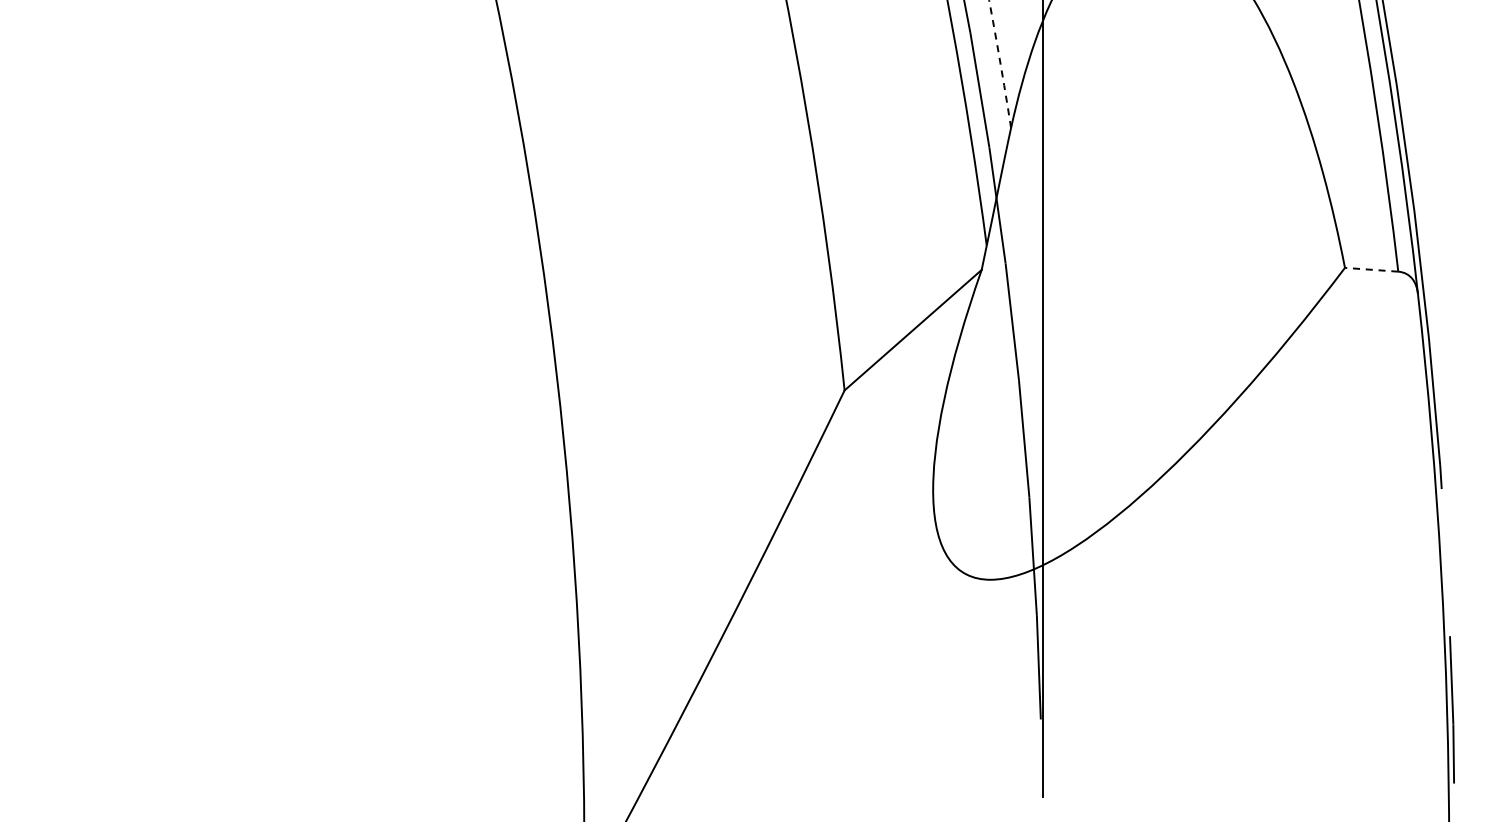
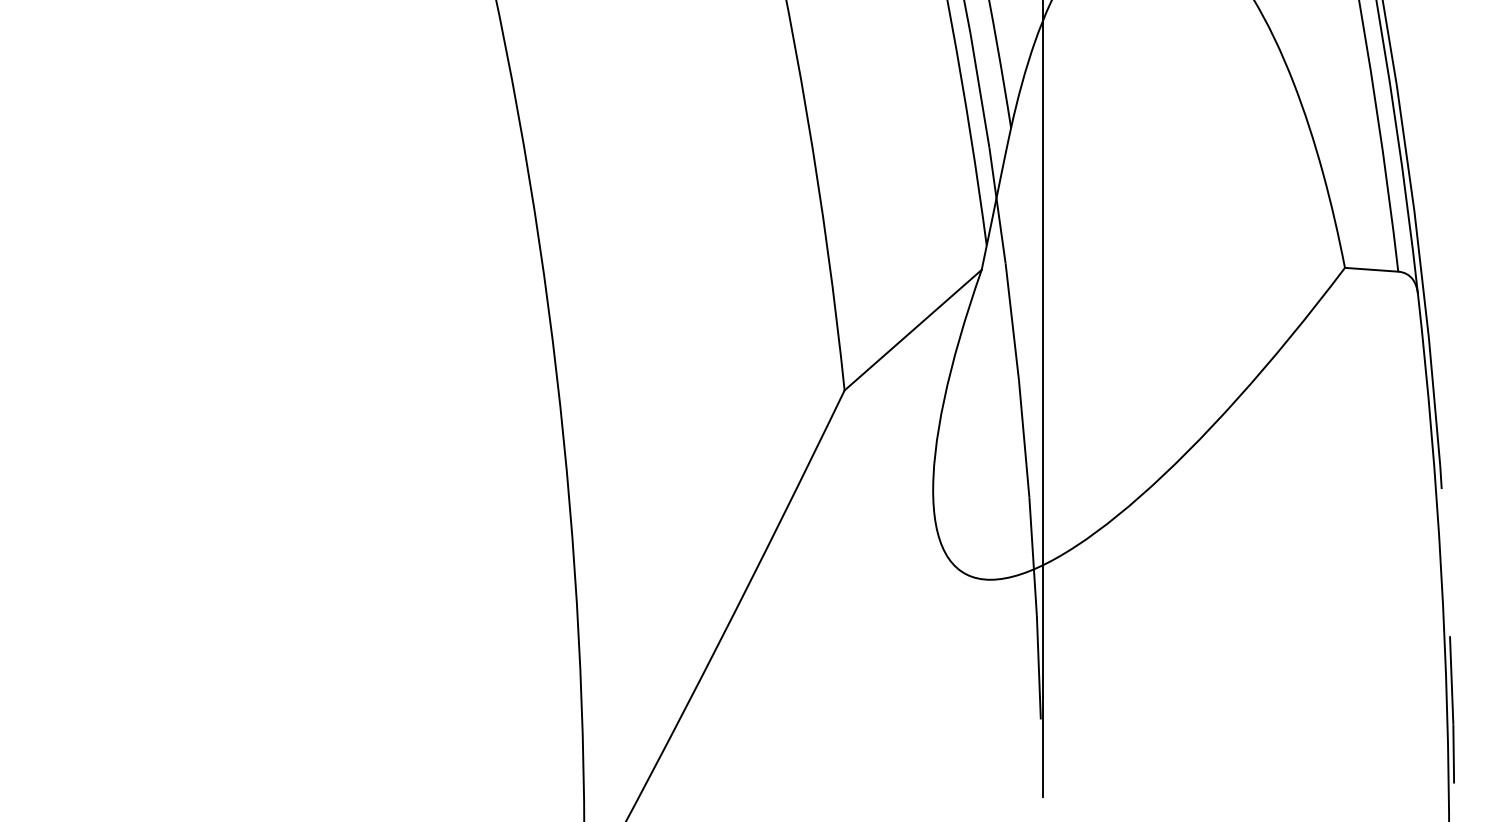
arc: dashed -> solid (1000, 63)
line: dashed -> solid (1371, 269)
